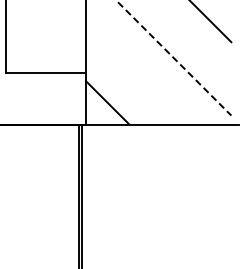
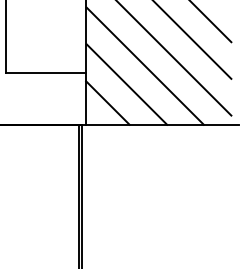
line: none -> present (192, 40)
line: dashed -> solid (173, 57)
line: none -> present (144, 65)
line: none -> present (126, 84)
